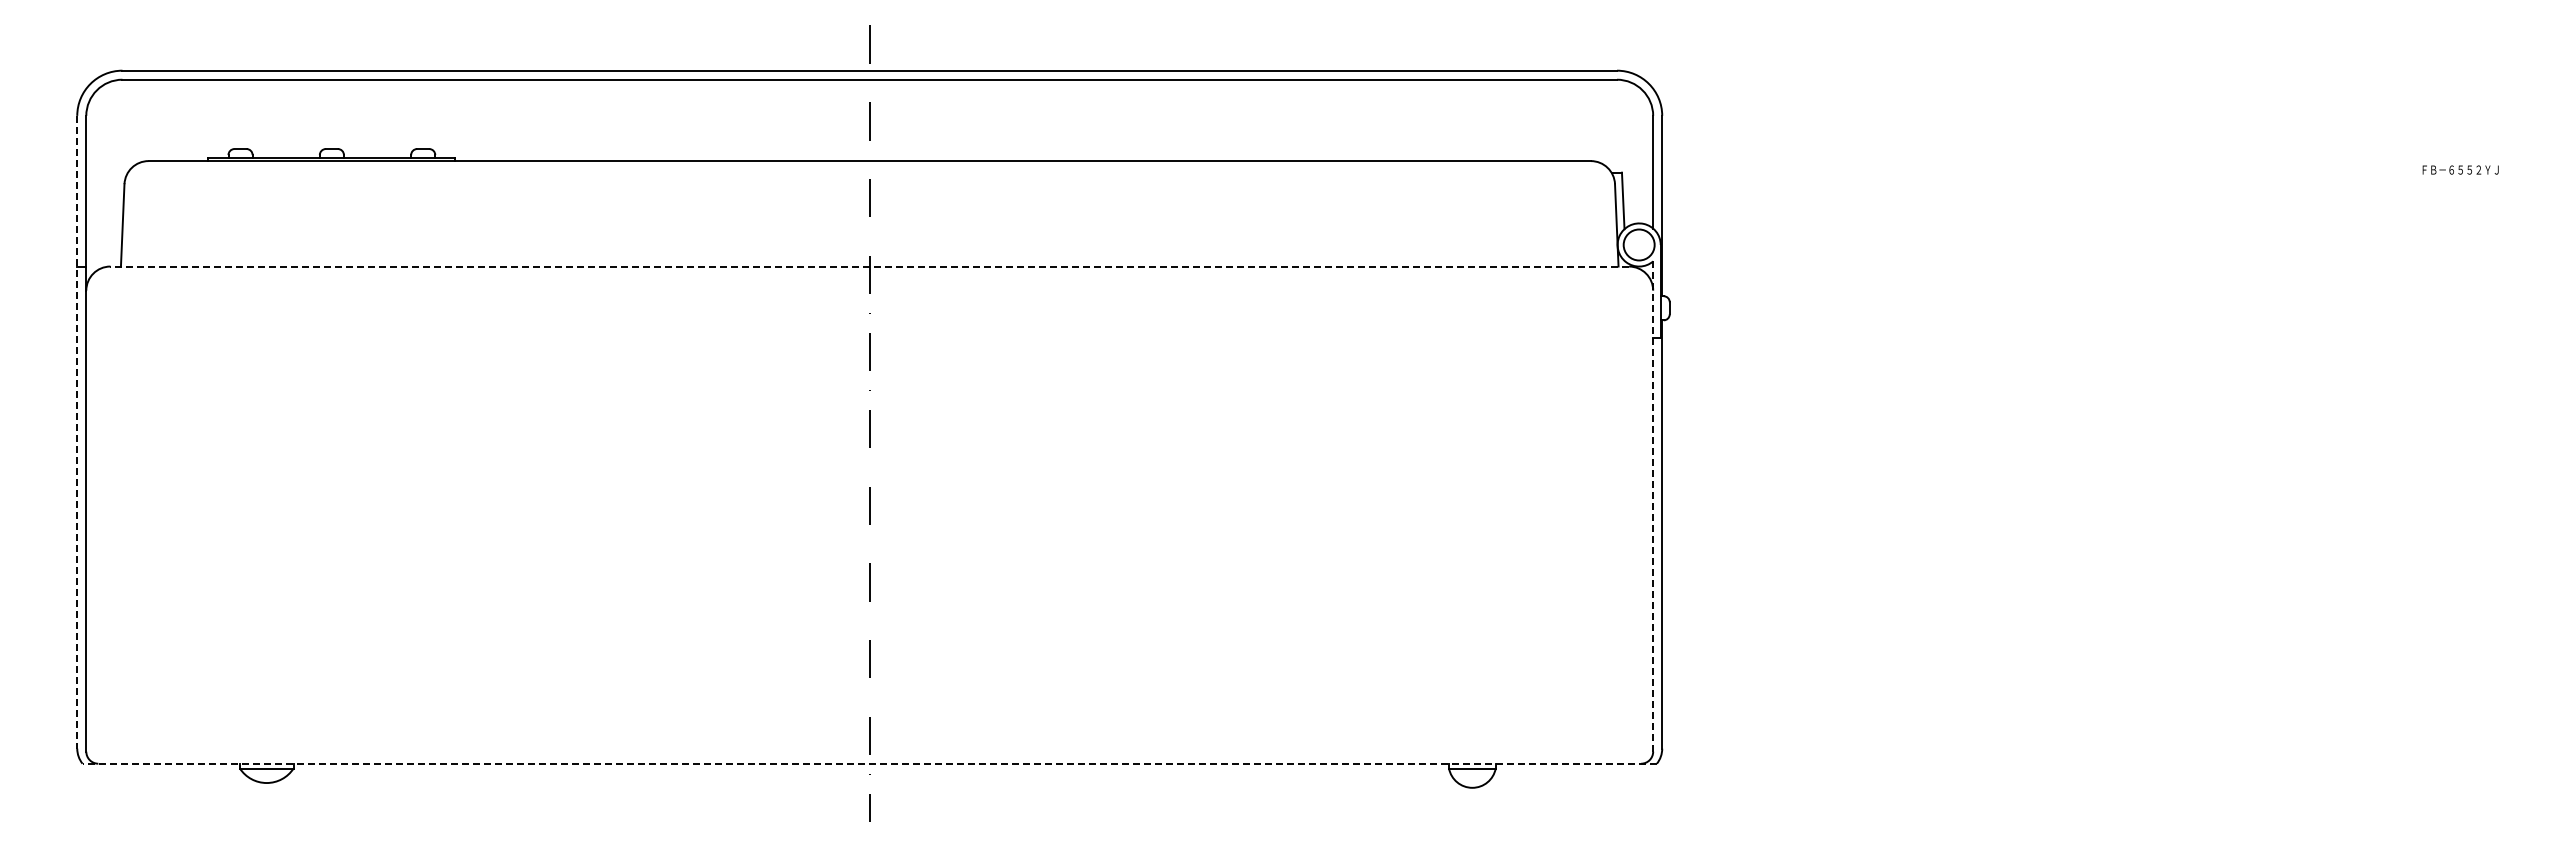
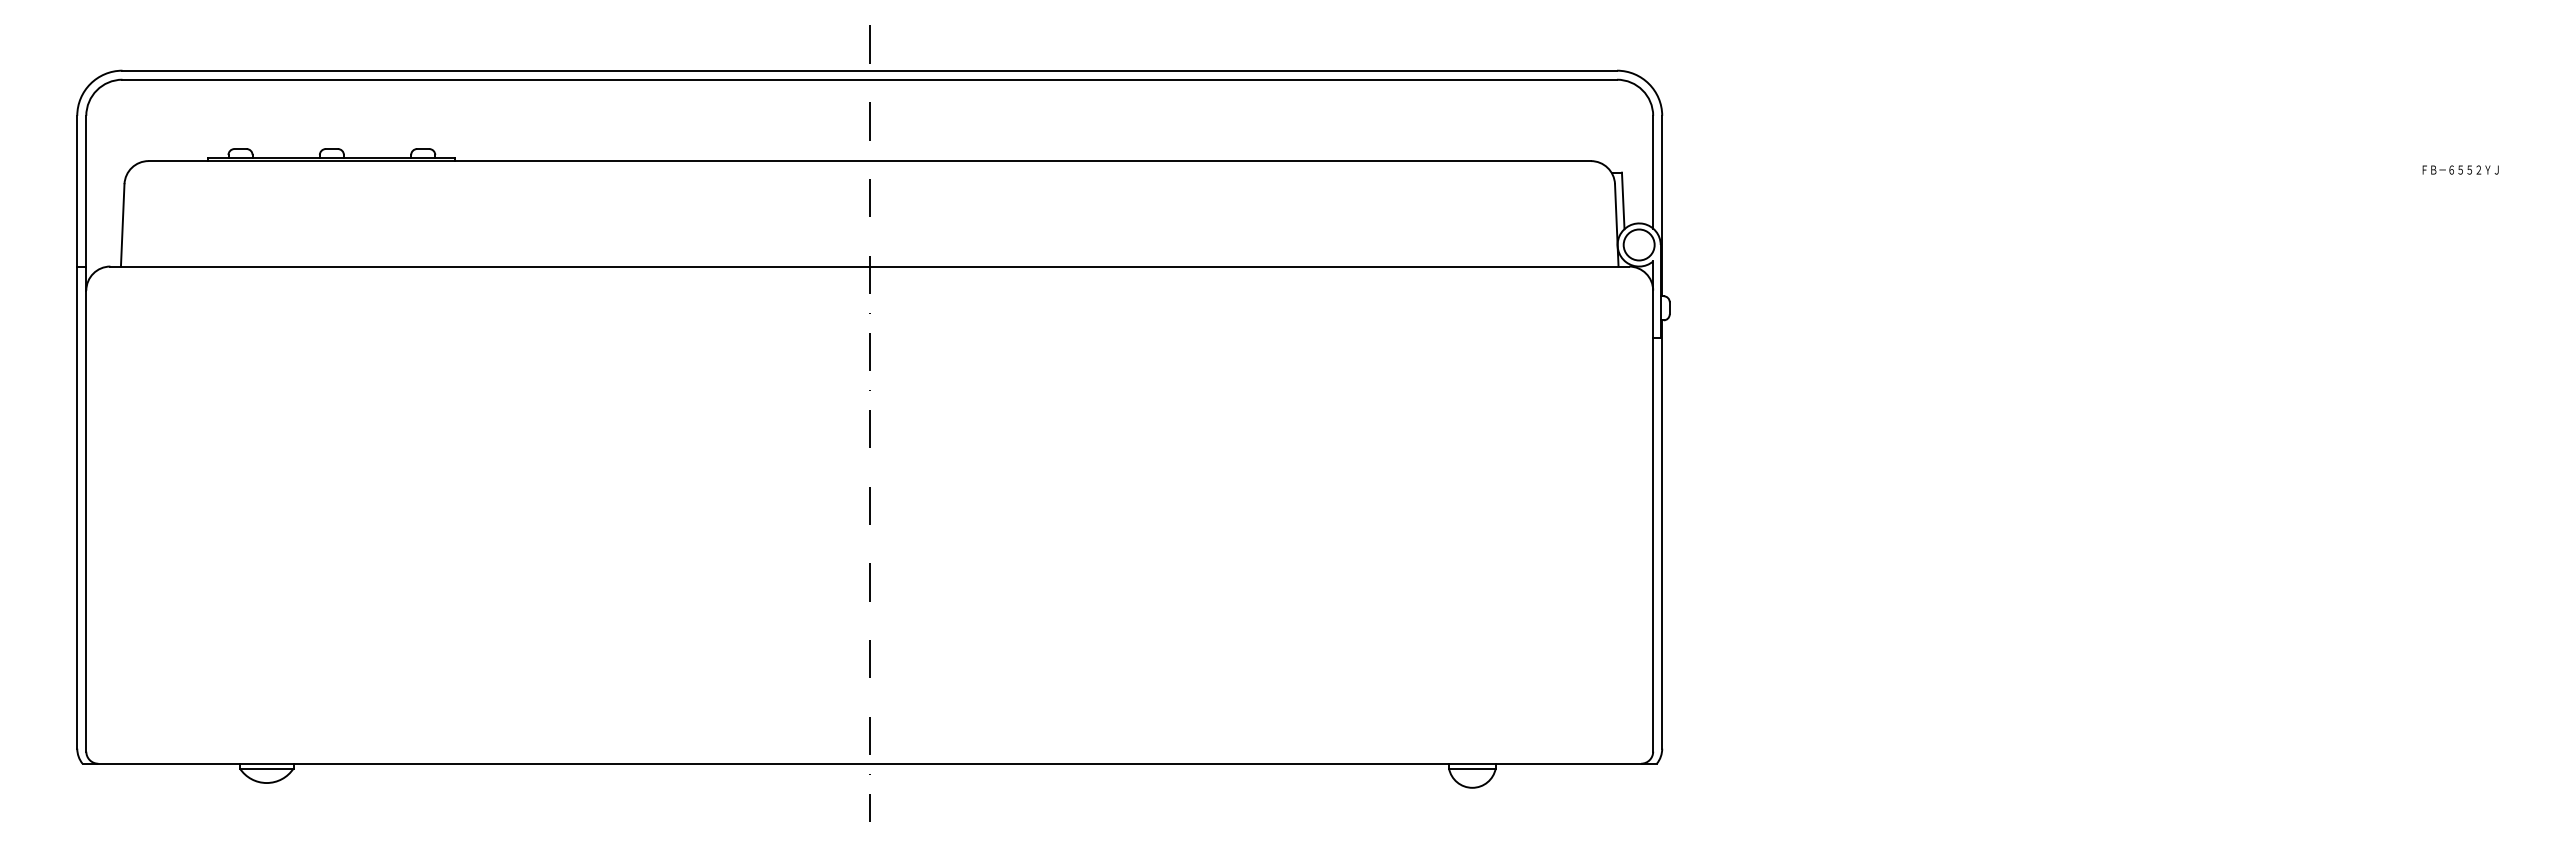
line: dashed -> solid (869, 266)
line: dashed -> solid (77, 432)
line: dashed -> solid (1653, 507)
line: dashed -> solid (869, 763)
